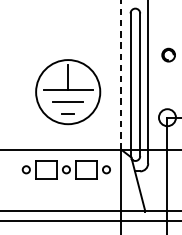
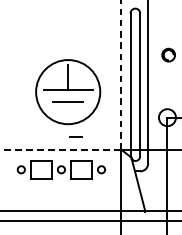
line position: (67, 113) -> (75, 136) (75, 136)
line: solid -> dashed (61, 149)
part position: (65, 169) -> (60, 169) (60, 169)
